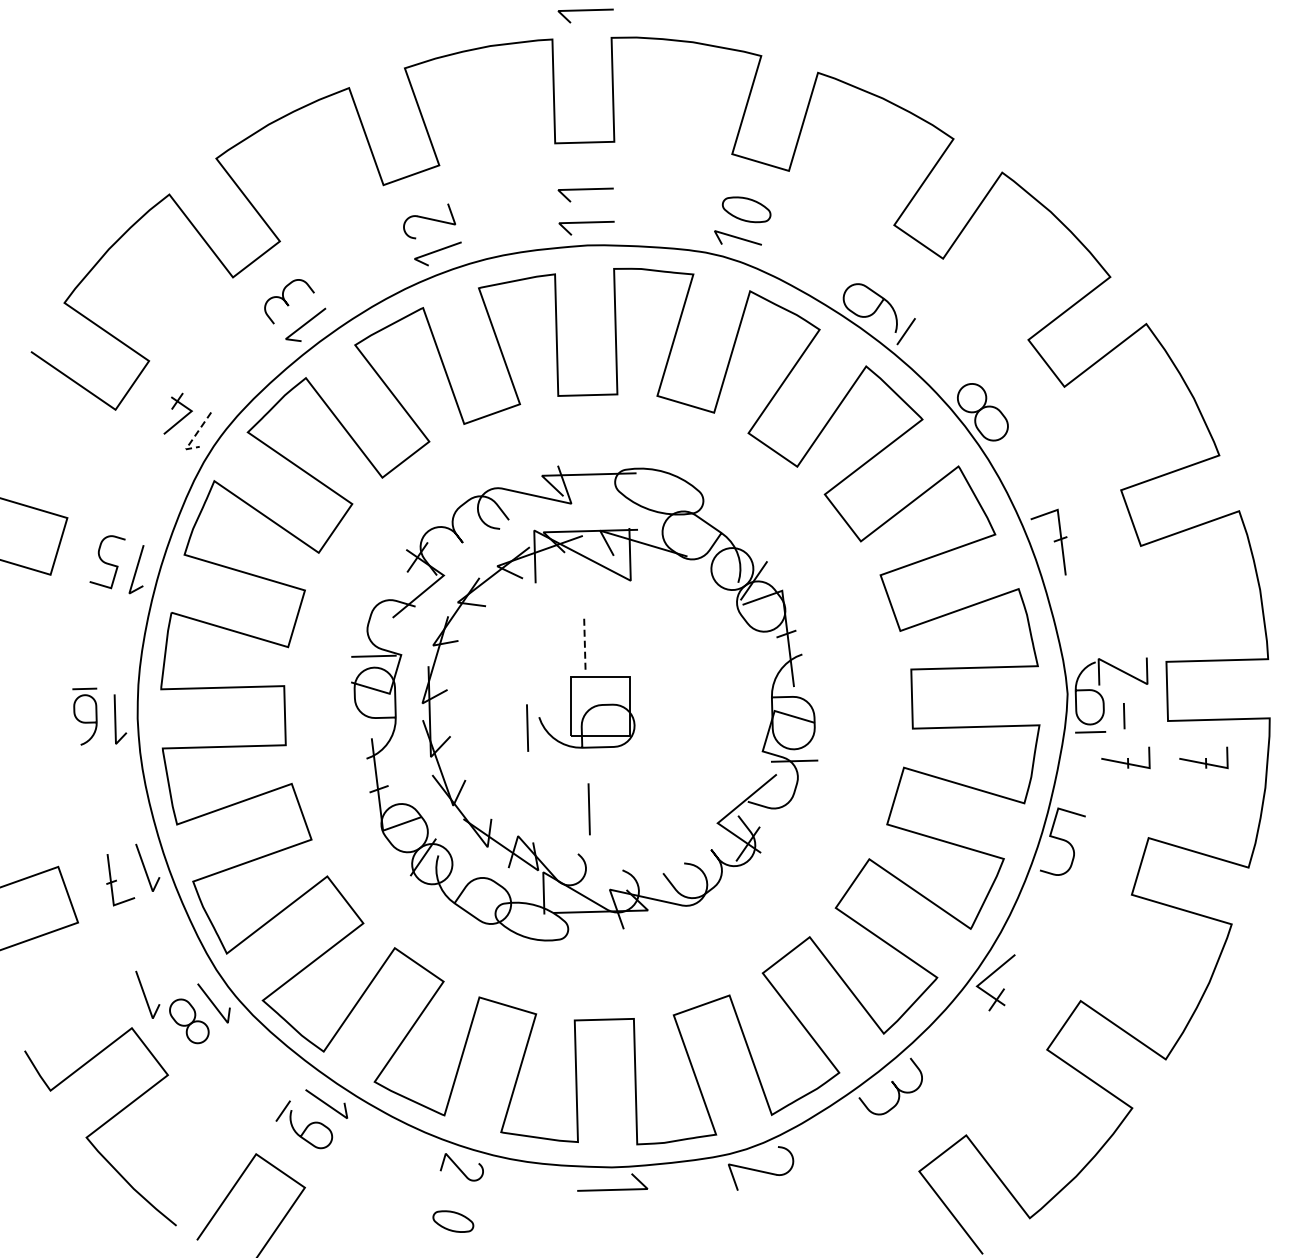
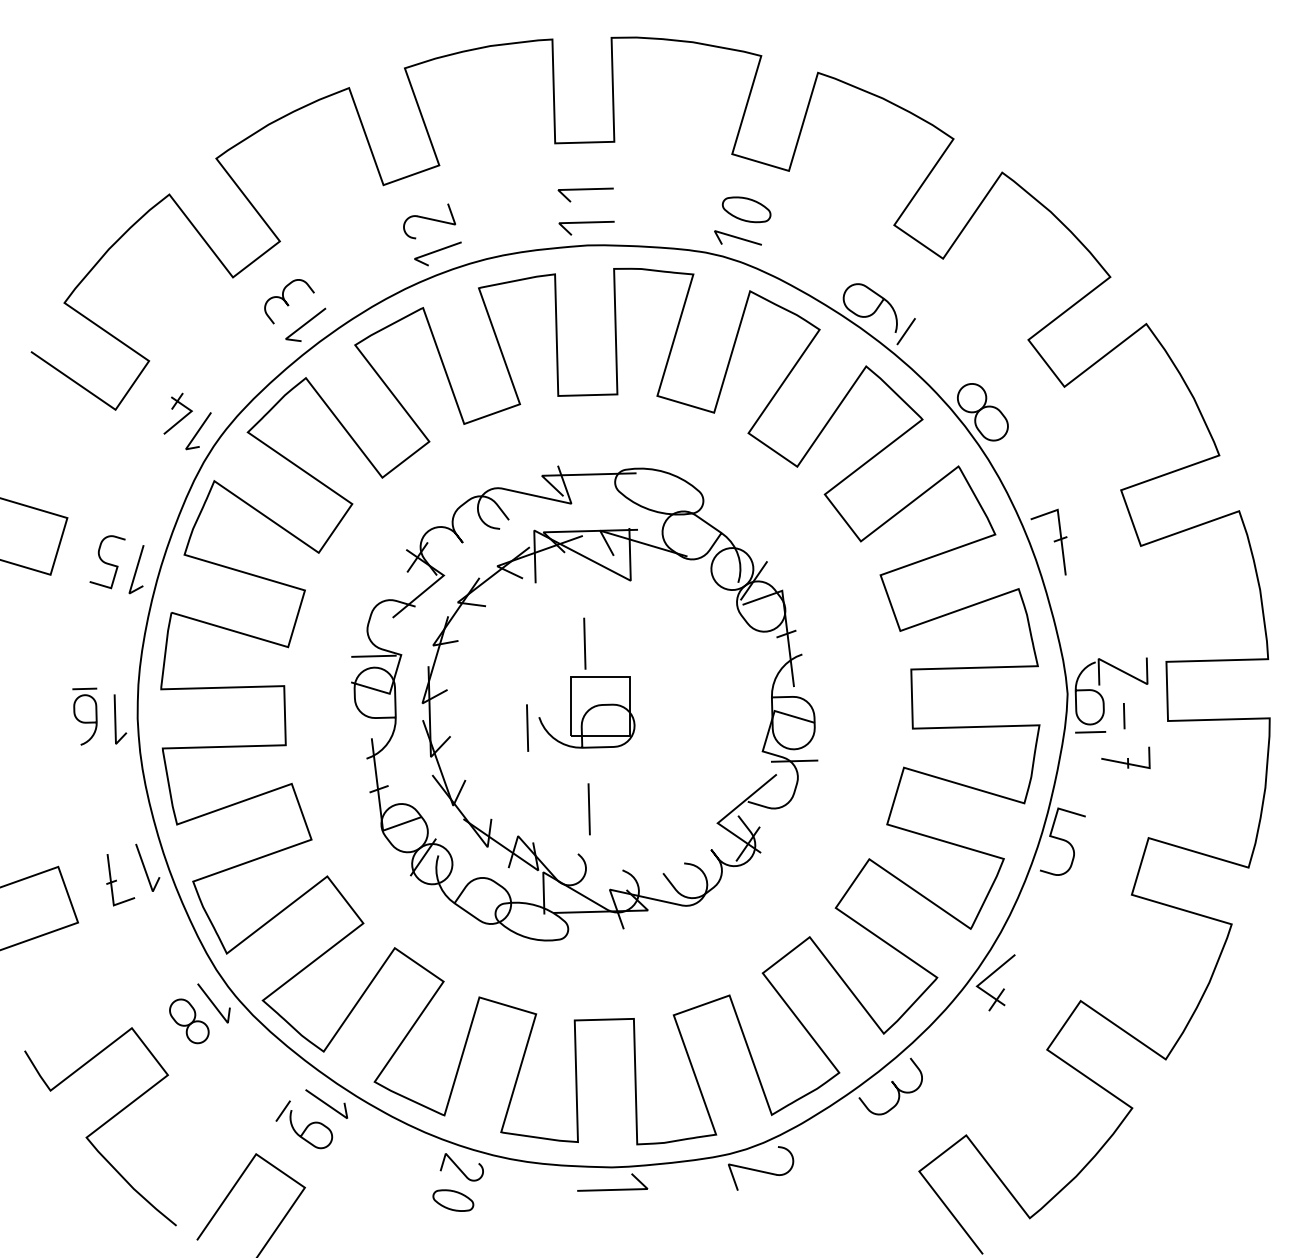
line: present -> none (585, 11)
line: dashed -> solid (193, 437)
line: dashed -> solid (584, 643)
part: present -> none (1203, 757)
line: present -> none (145, 994)
part position: (453, 1221) -> (453, 1200) (453, 1200)
